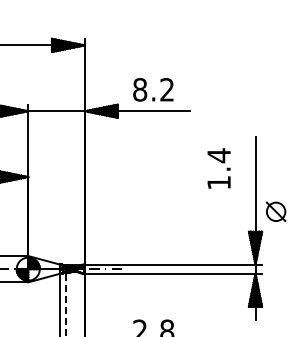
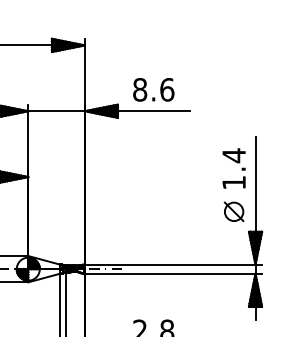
text: 8.2 -> 8.6 (167, 89)
text position: (218, 168) -> (233, 168) (233, 168)
part position: (275, 211) -> (233, 211) (233, 211)
line: dashed -> solid (66, 305)
